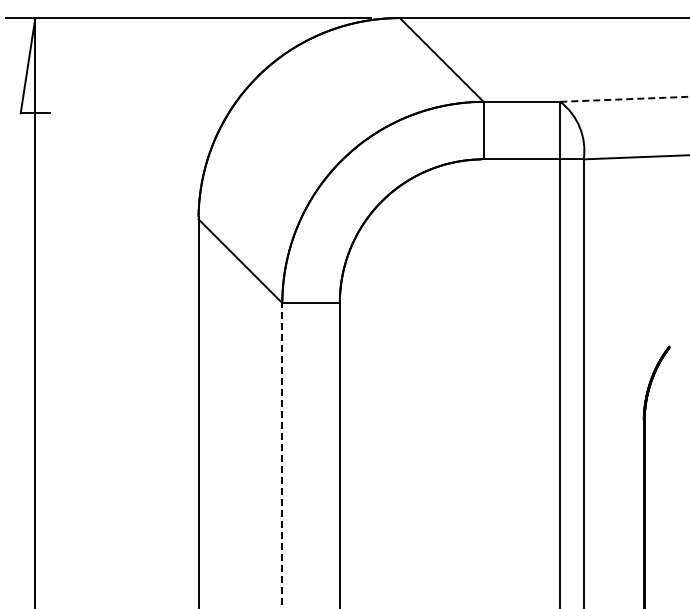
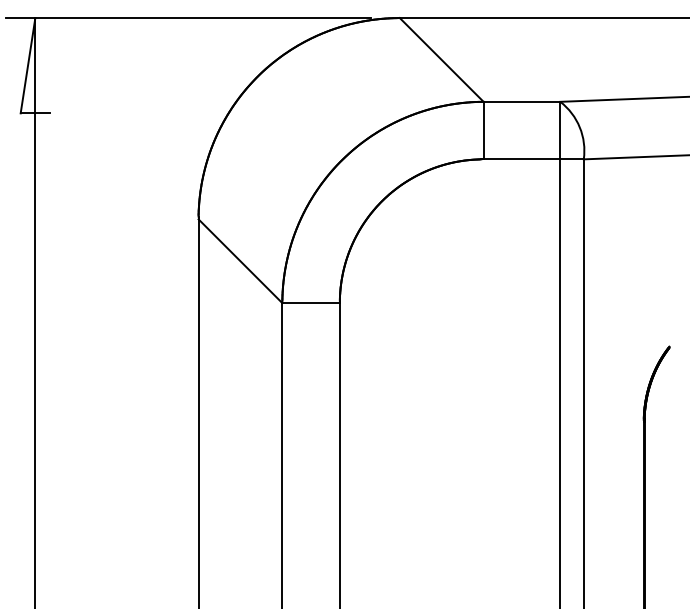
line: dashed -> solid (625, 99)
line: dashed -> solid (282, 455)
